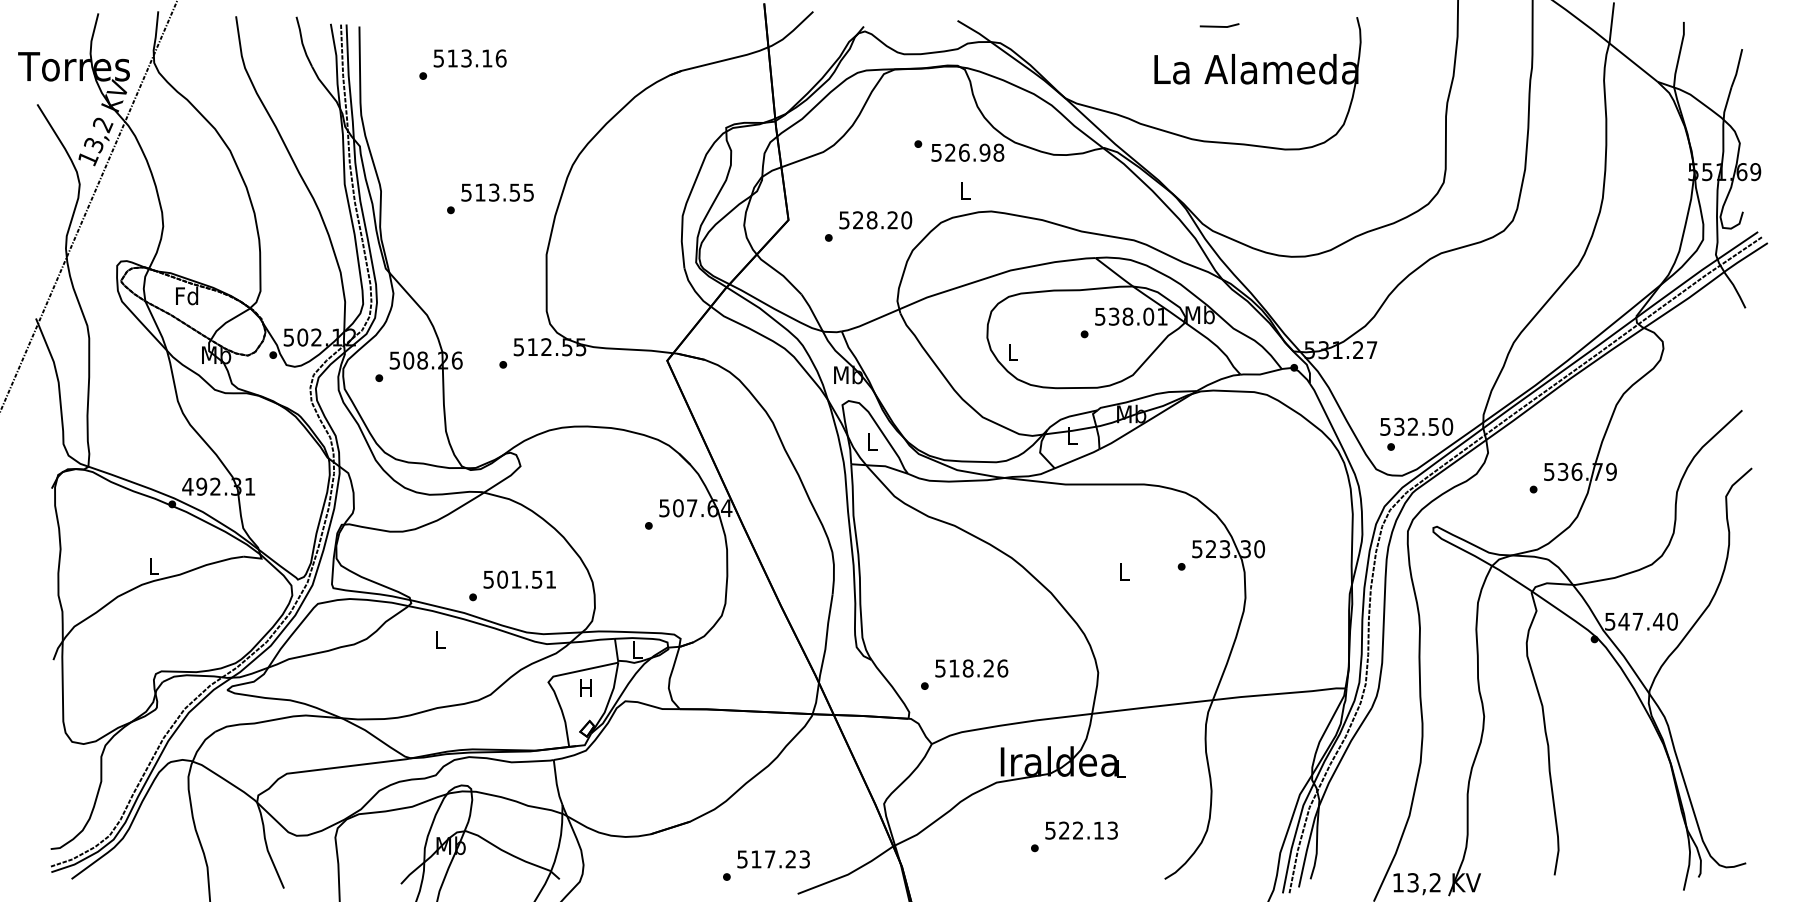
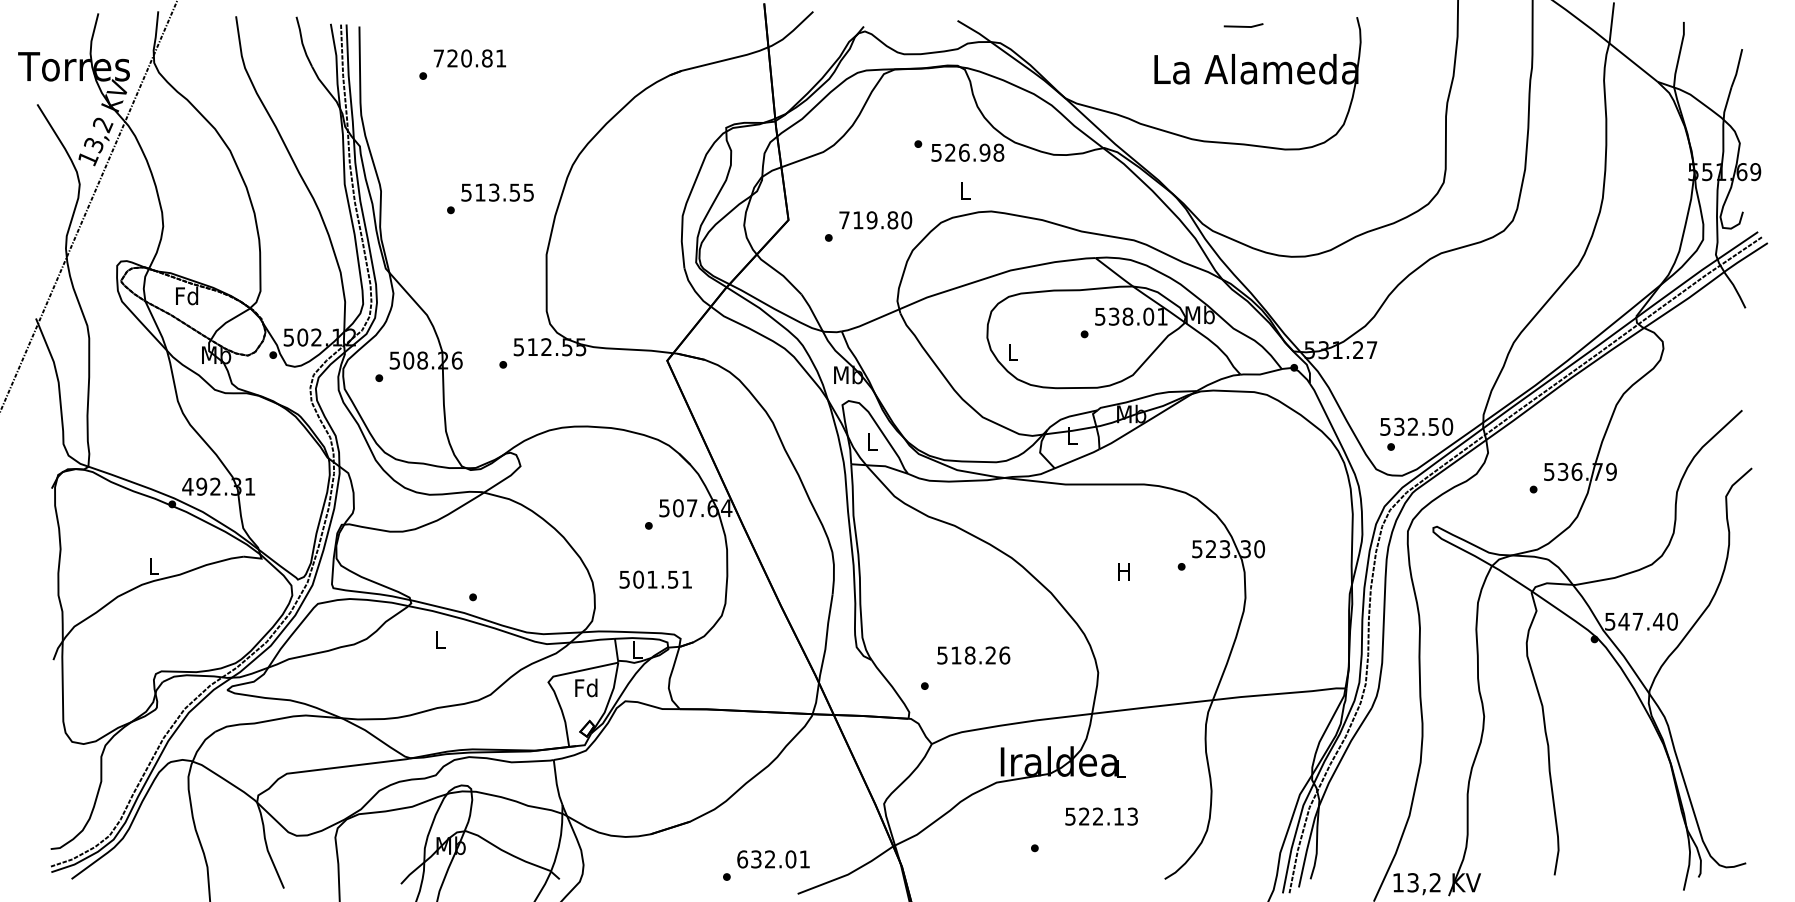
line position: (1219, 25) -> (1243, 25) (1243, 25)
text: 513.16 -> 720.81 (469, 58)
text: 528.20 -> 719.80 (868, 220)
text: L -> H (1123, 571)
text position: (519, 579) -> (655, 579) (655, 579)
text position: (971, 668) -> (973, 655) (973, 655)
text: H -> Fd (586, 687)
text position: (1081, 830) -> (1101, 816) (1101, 816)
text: 517.23 -> 632.01 (773, 859)
